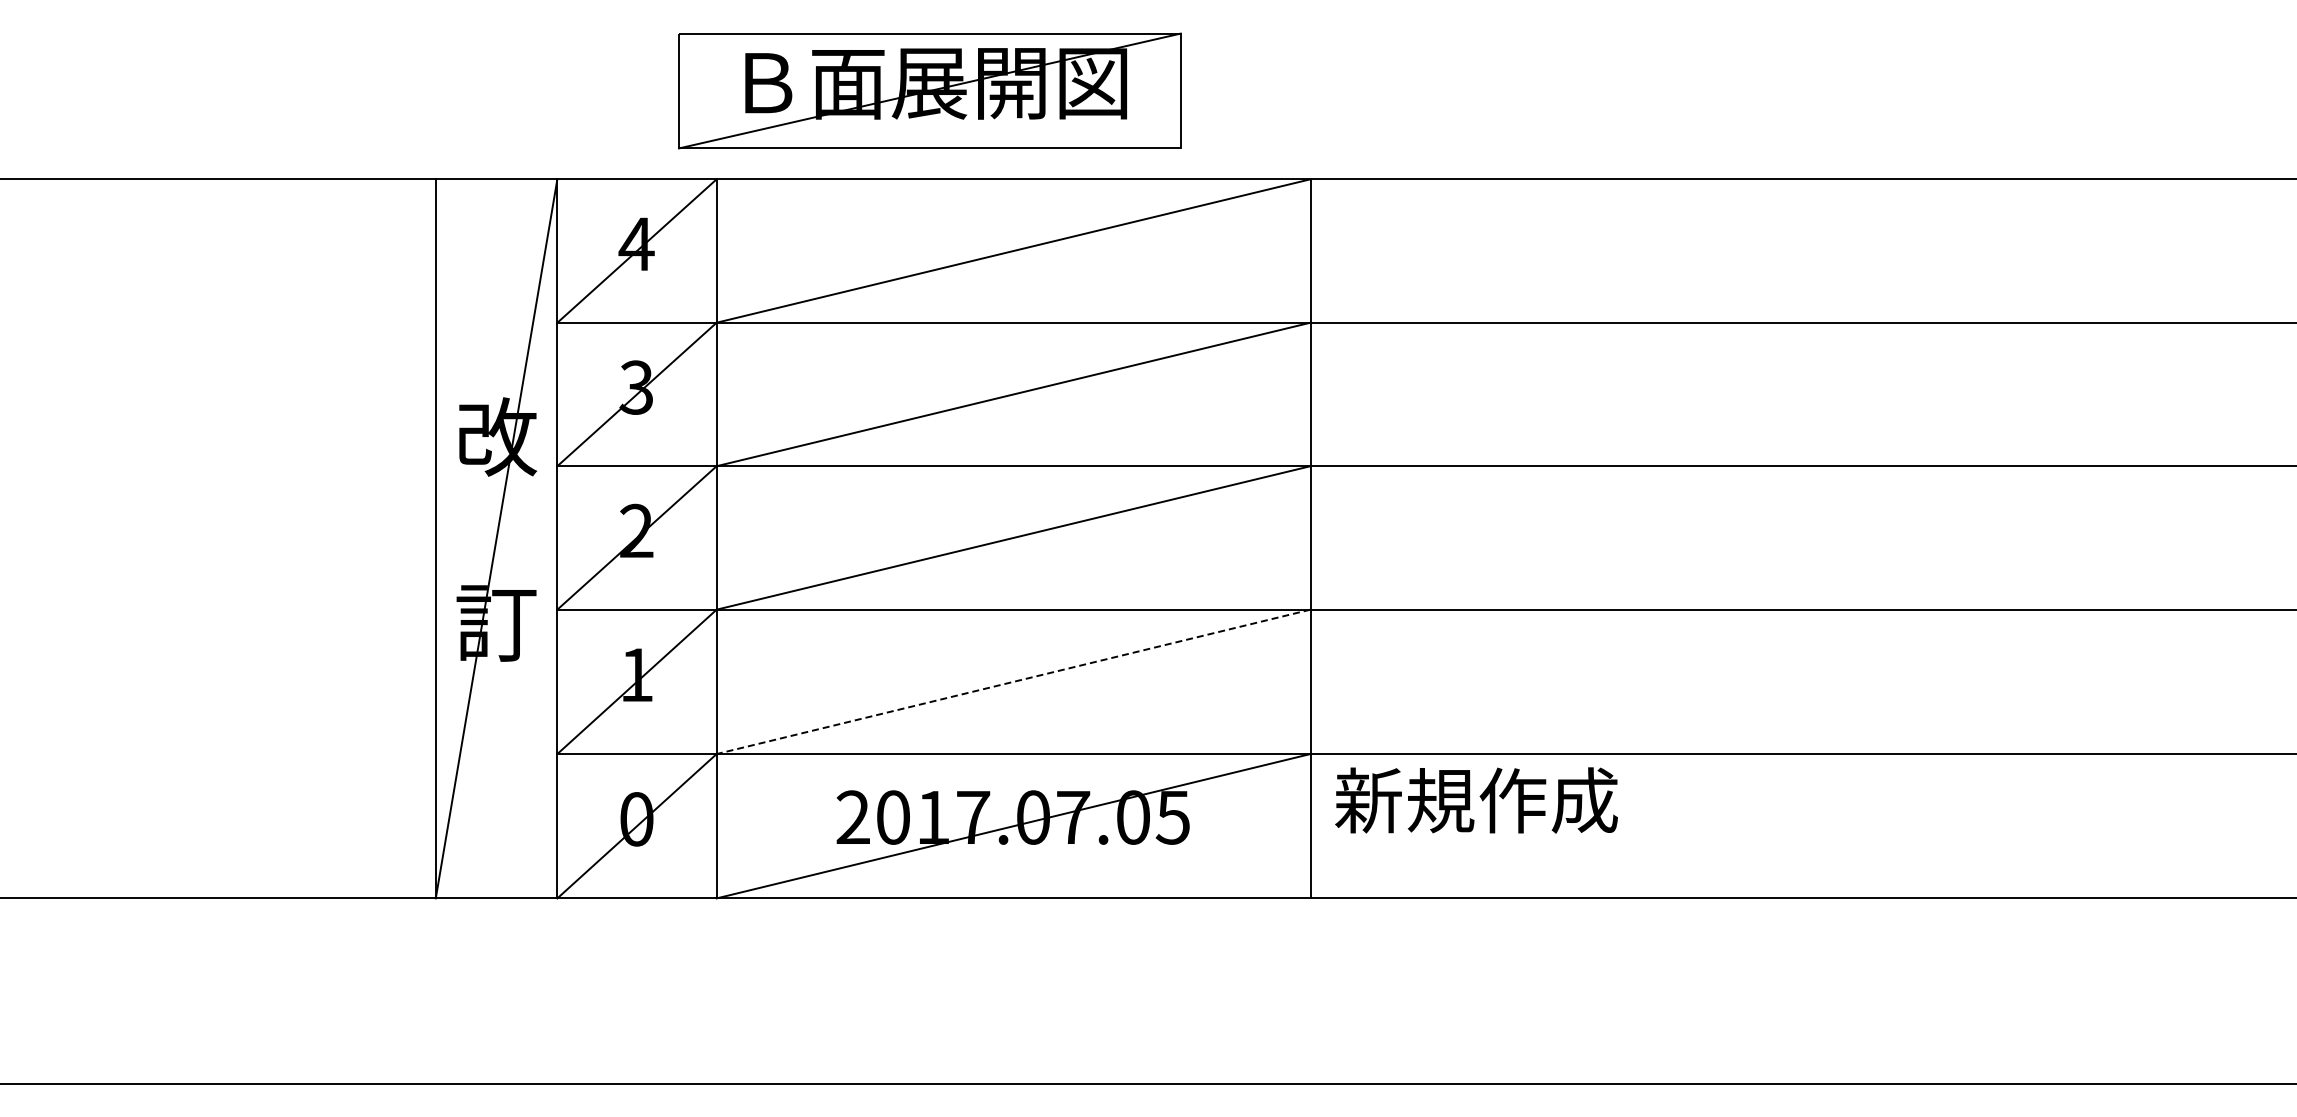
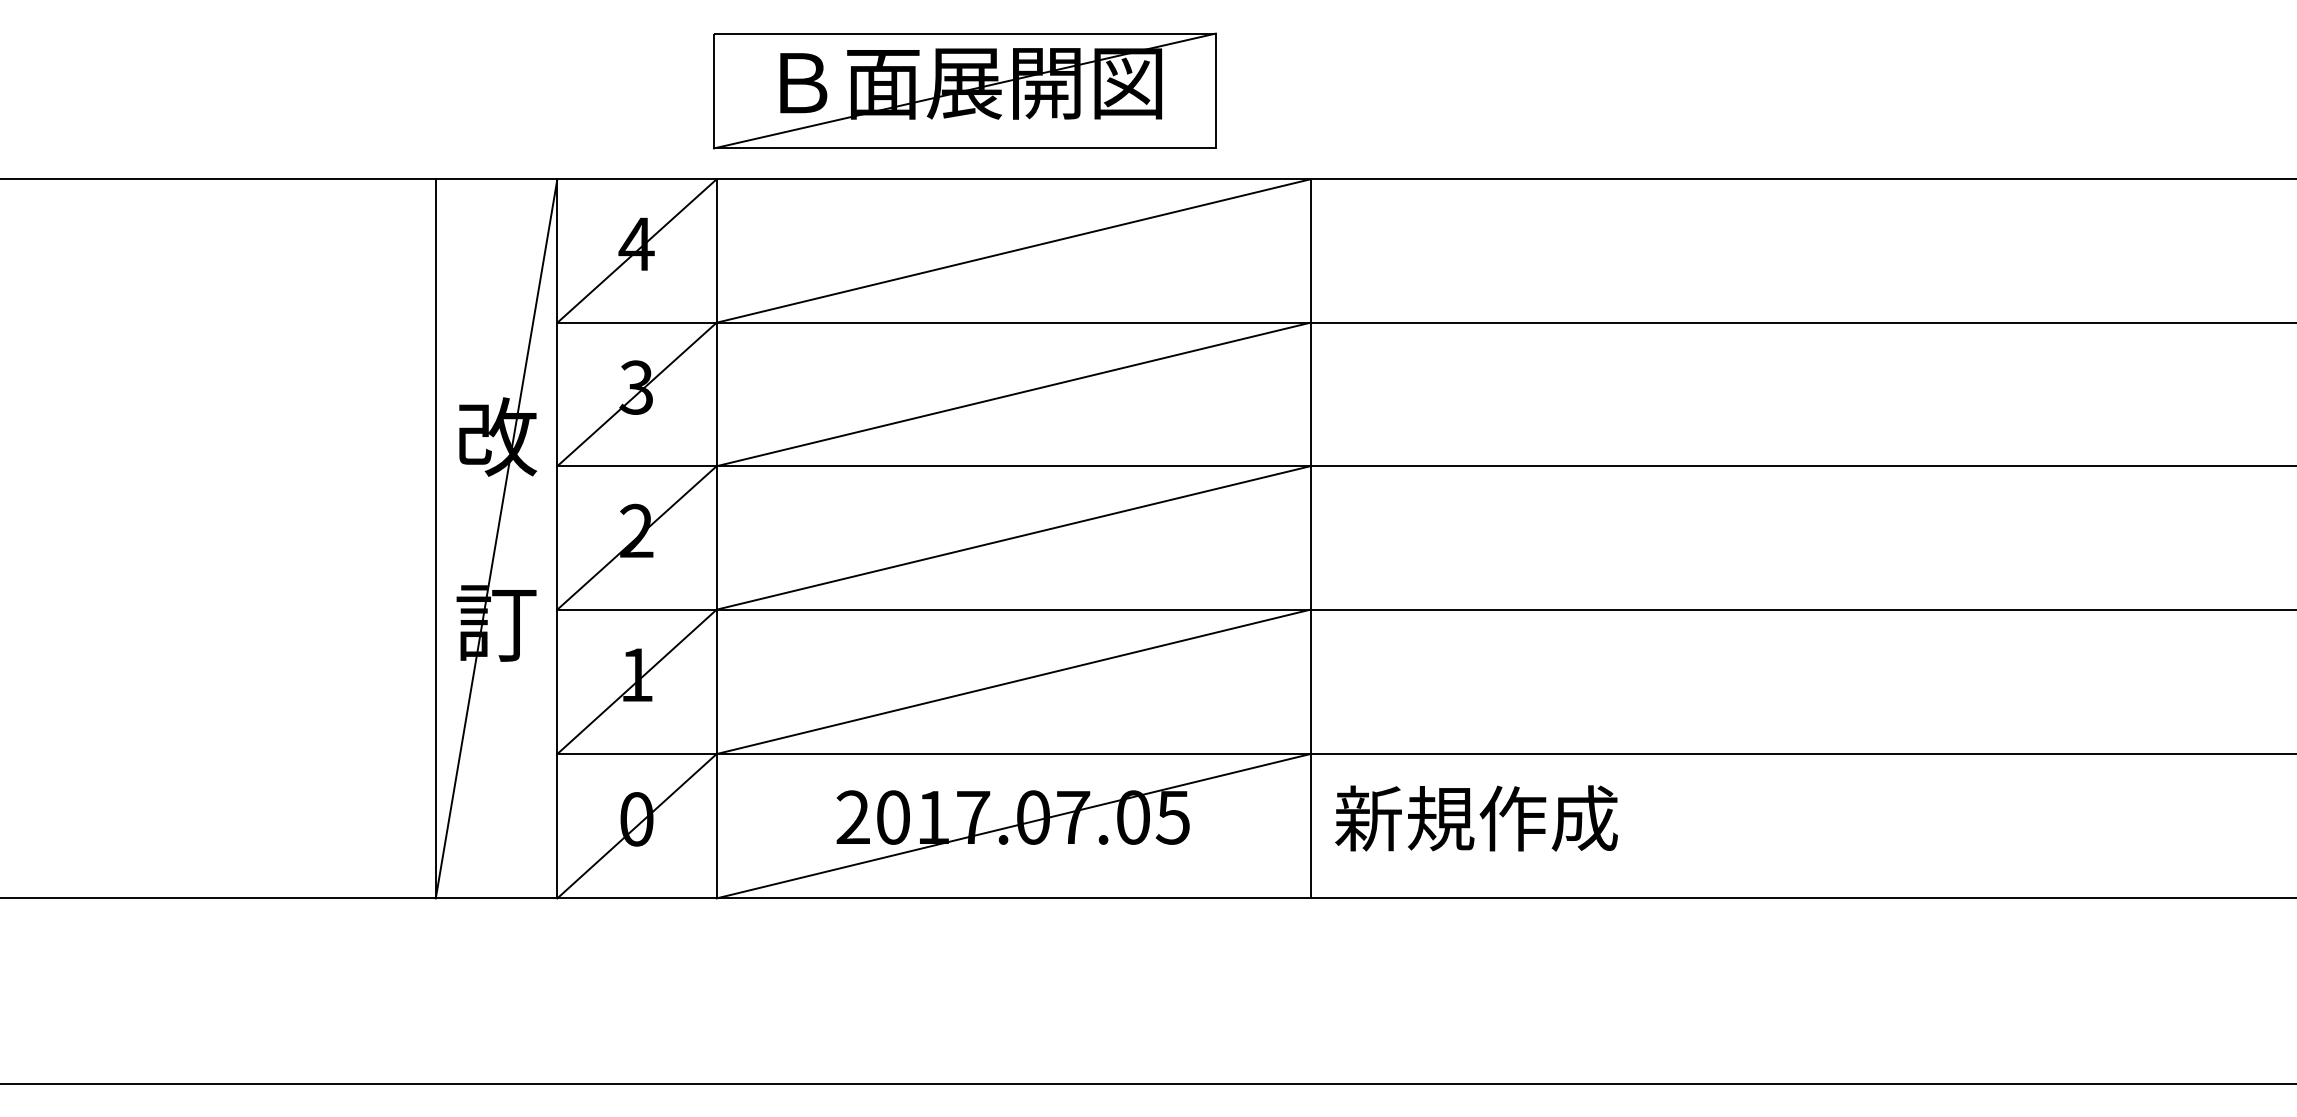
part position: (929, 90) -> (964, 90) (964, 90)
line: dashed -> solid (1013, 681)
text position: (1476, 800) -> (1476, 818) (1476, 818)
